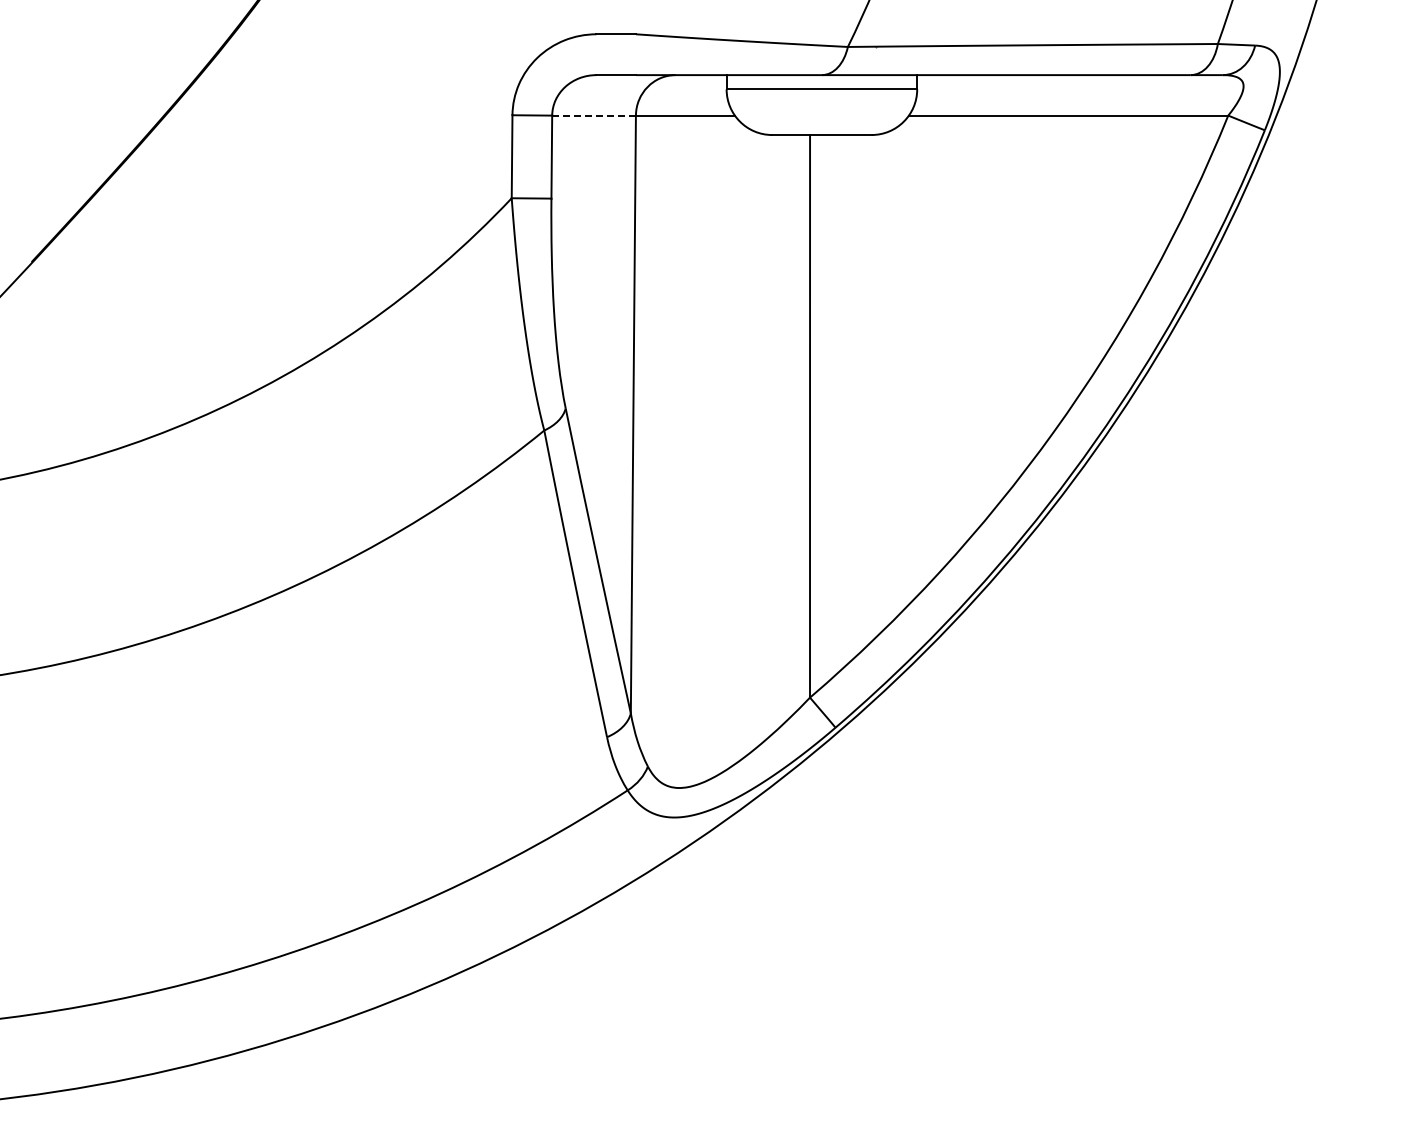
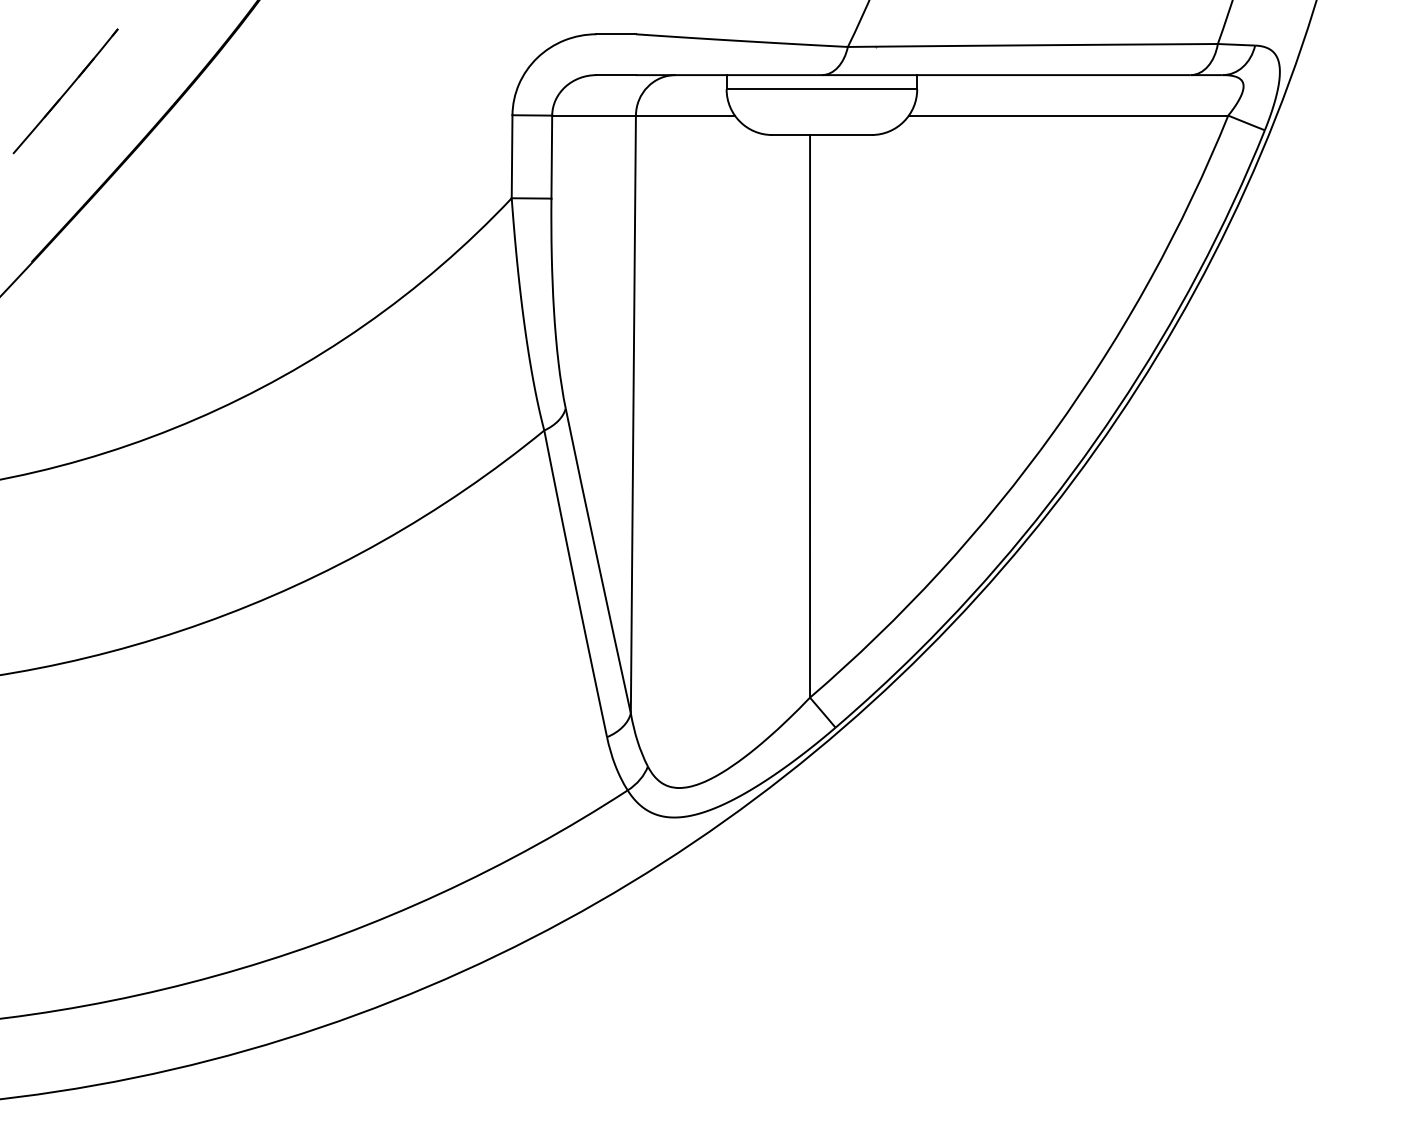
line: none -> present (65, 91)
line: dashed -> solid (594, 115)
